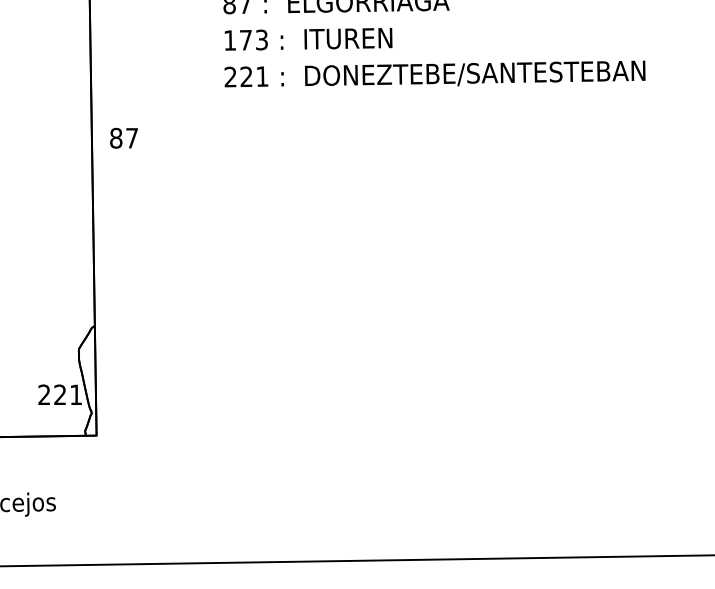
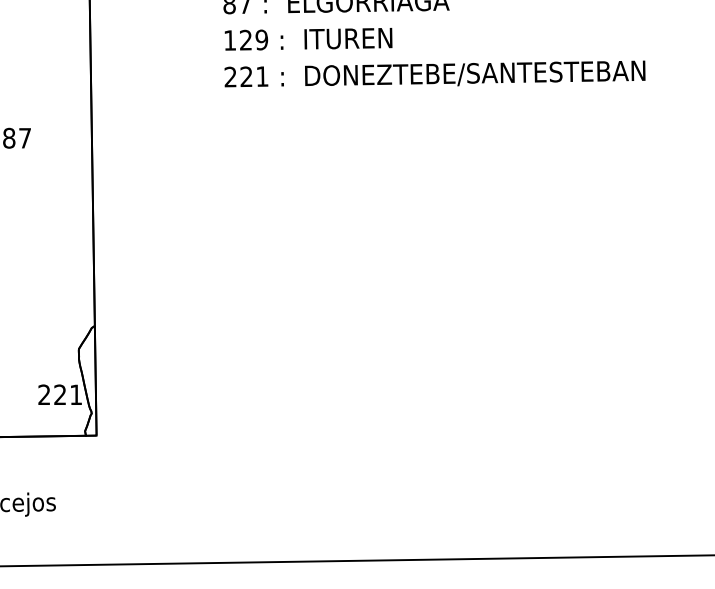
text: 173 -> 129 (254, 39)
text position: (123, 137) -> (16, 137) (16, 137)
